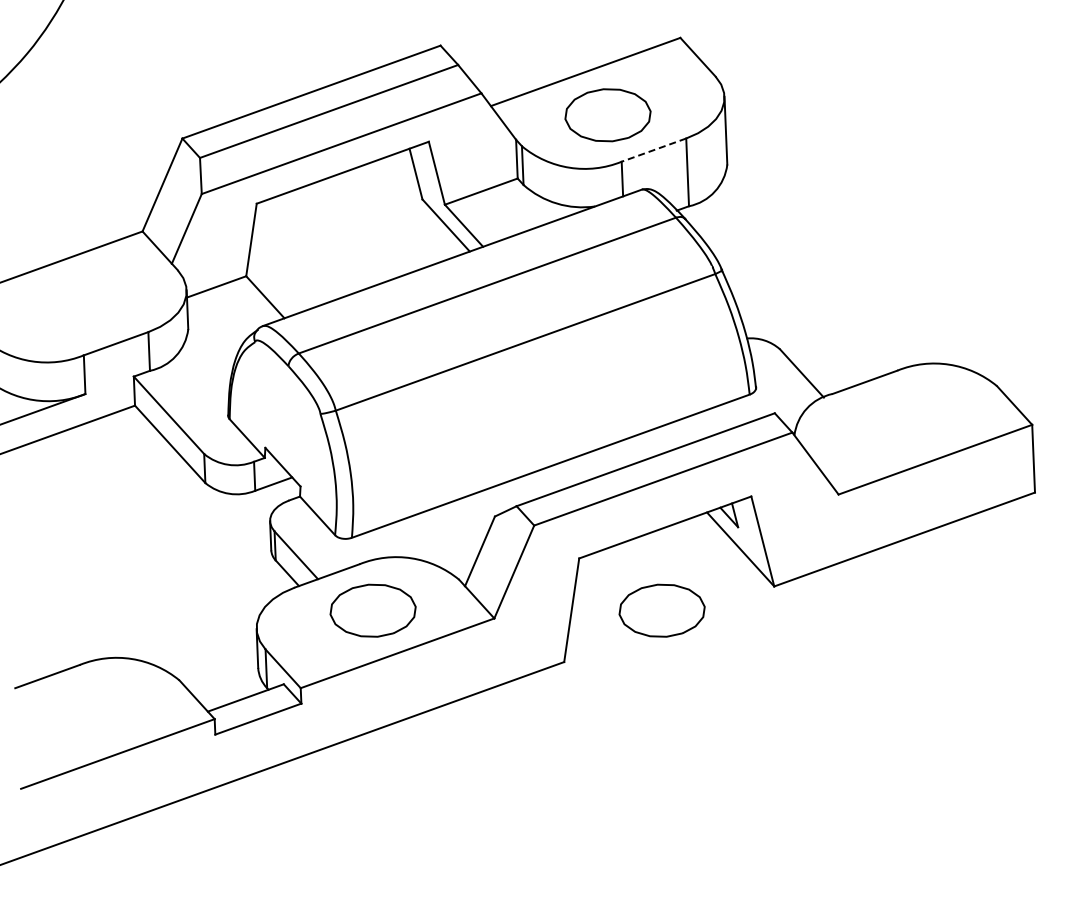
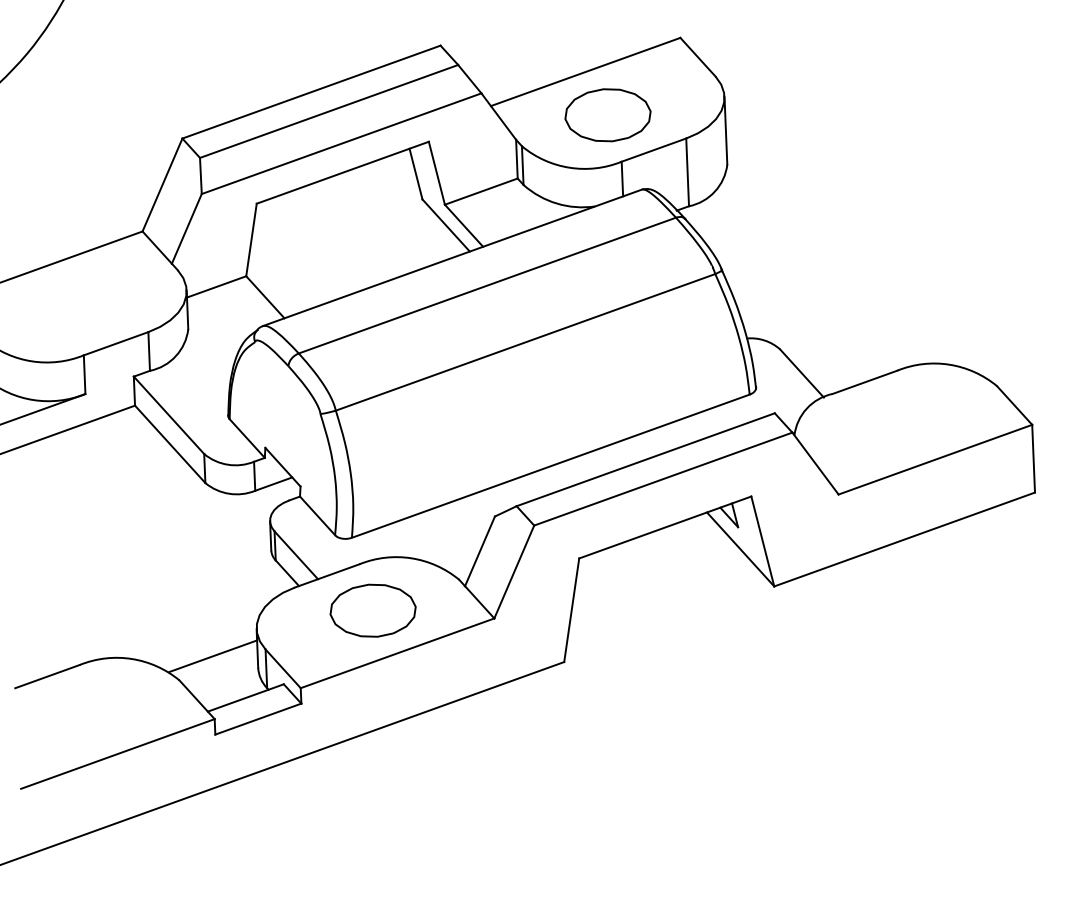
line: dashed -> solid (653, 150)
part: present -> none (661, 610)
line: none -> present (213, 655)
